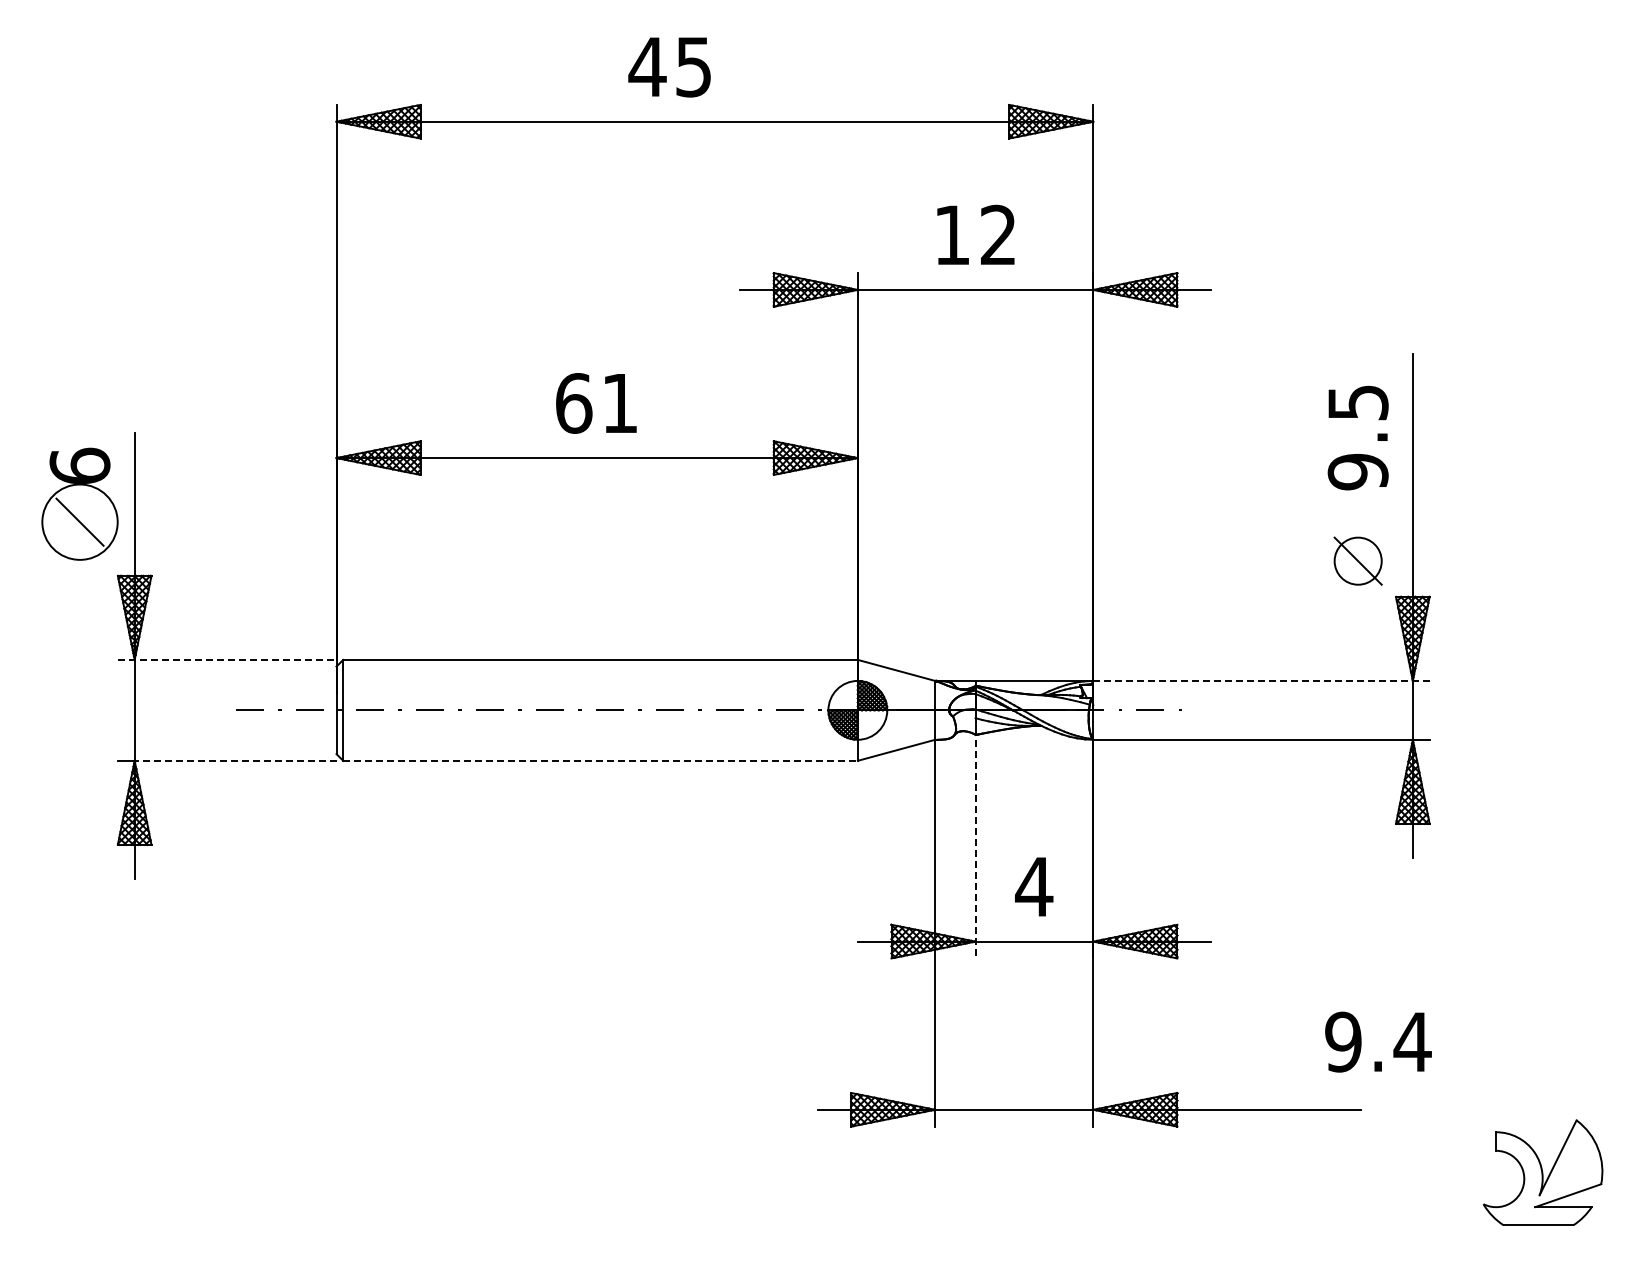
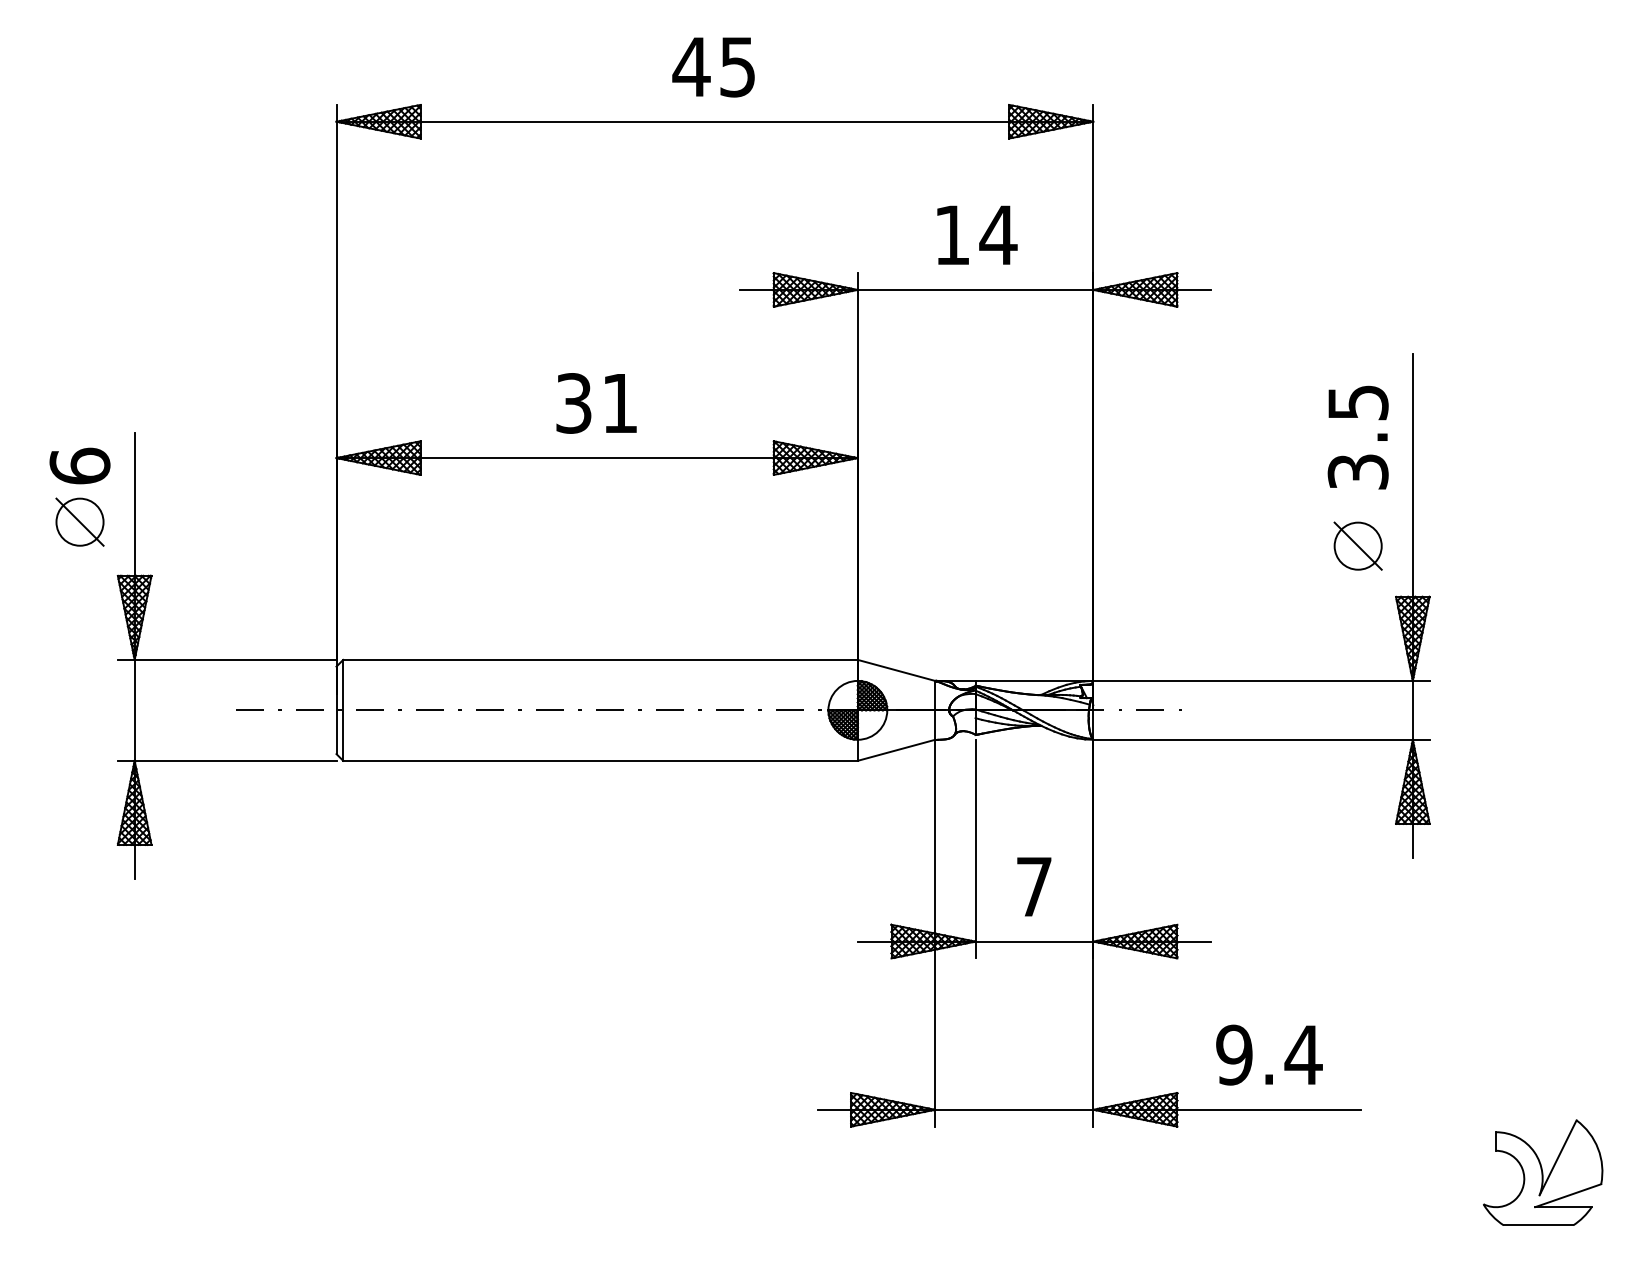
text position: (669, 67) -> (713, 67) (713, 67)
text: 12 -> 14 (998, 234)
text: 61 -> 31 (574, 403)
text: 9.5 -> 3.5 (1357, 472)
circle diameter: 75 px -> 47 px (79, 521)
part position: (1357, 560) -> (1357, 545) (1357, 545)
line: dashed -> solid (227, 659)
line: dashed -> solid (1260, 680)
line: dashed -> solid (235, 760)
line: dashed -> solid (601, 760)
line: dashed -> solid (975, 849)
text: 4 -> 7 (1033, 886)
text position: (1378, 1041) -> (1269, 1054) (1269, 1054)
